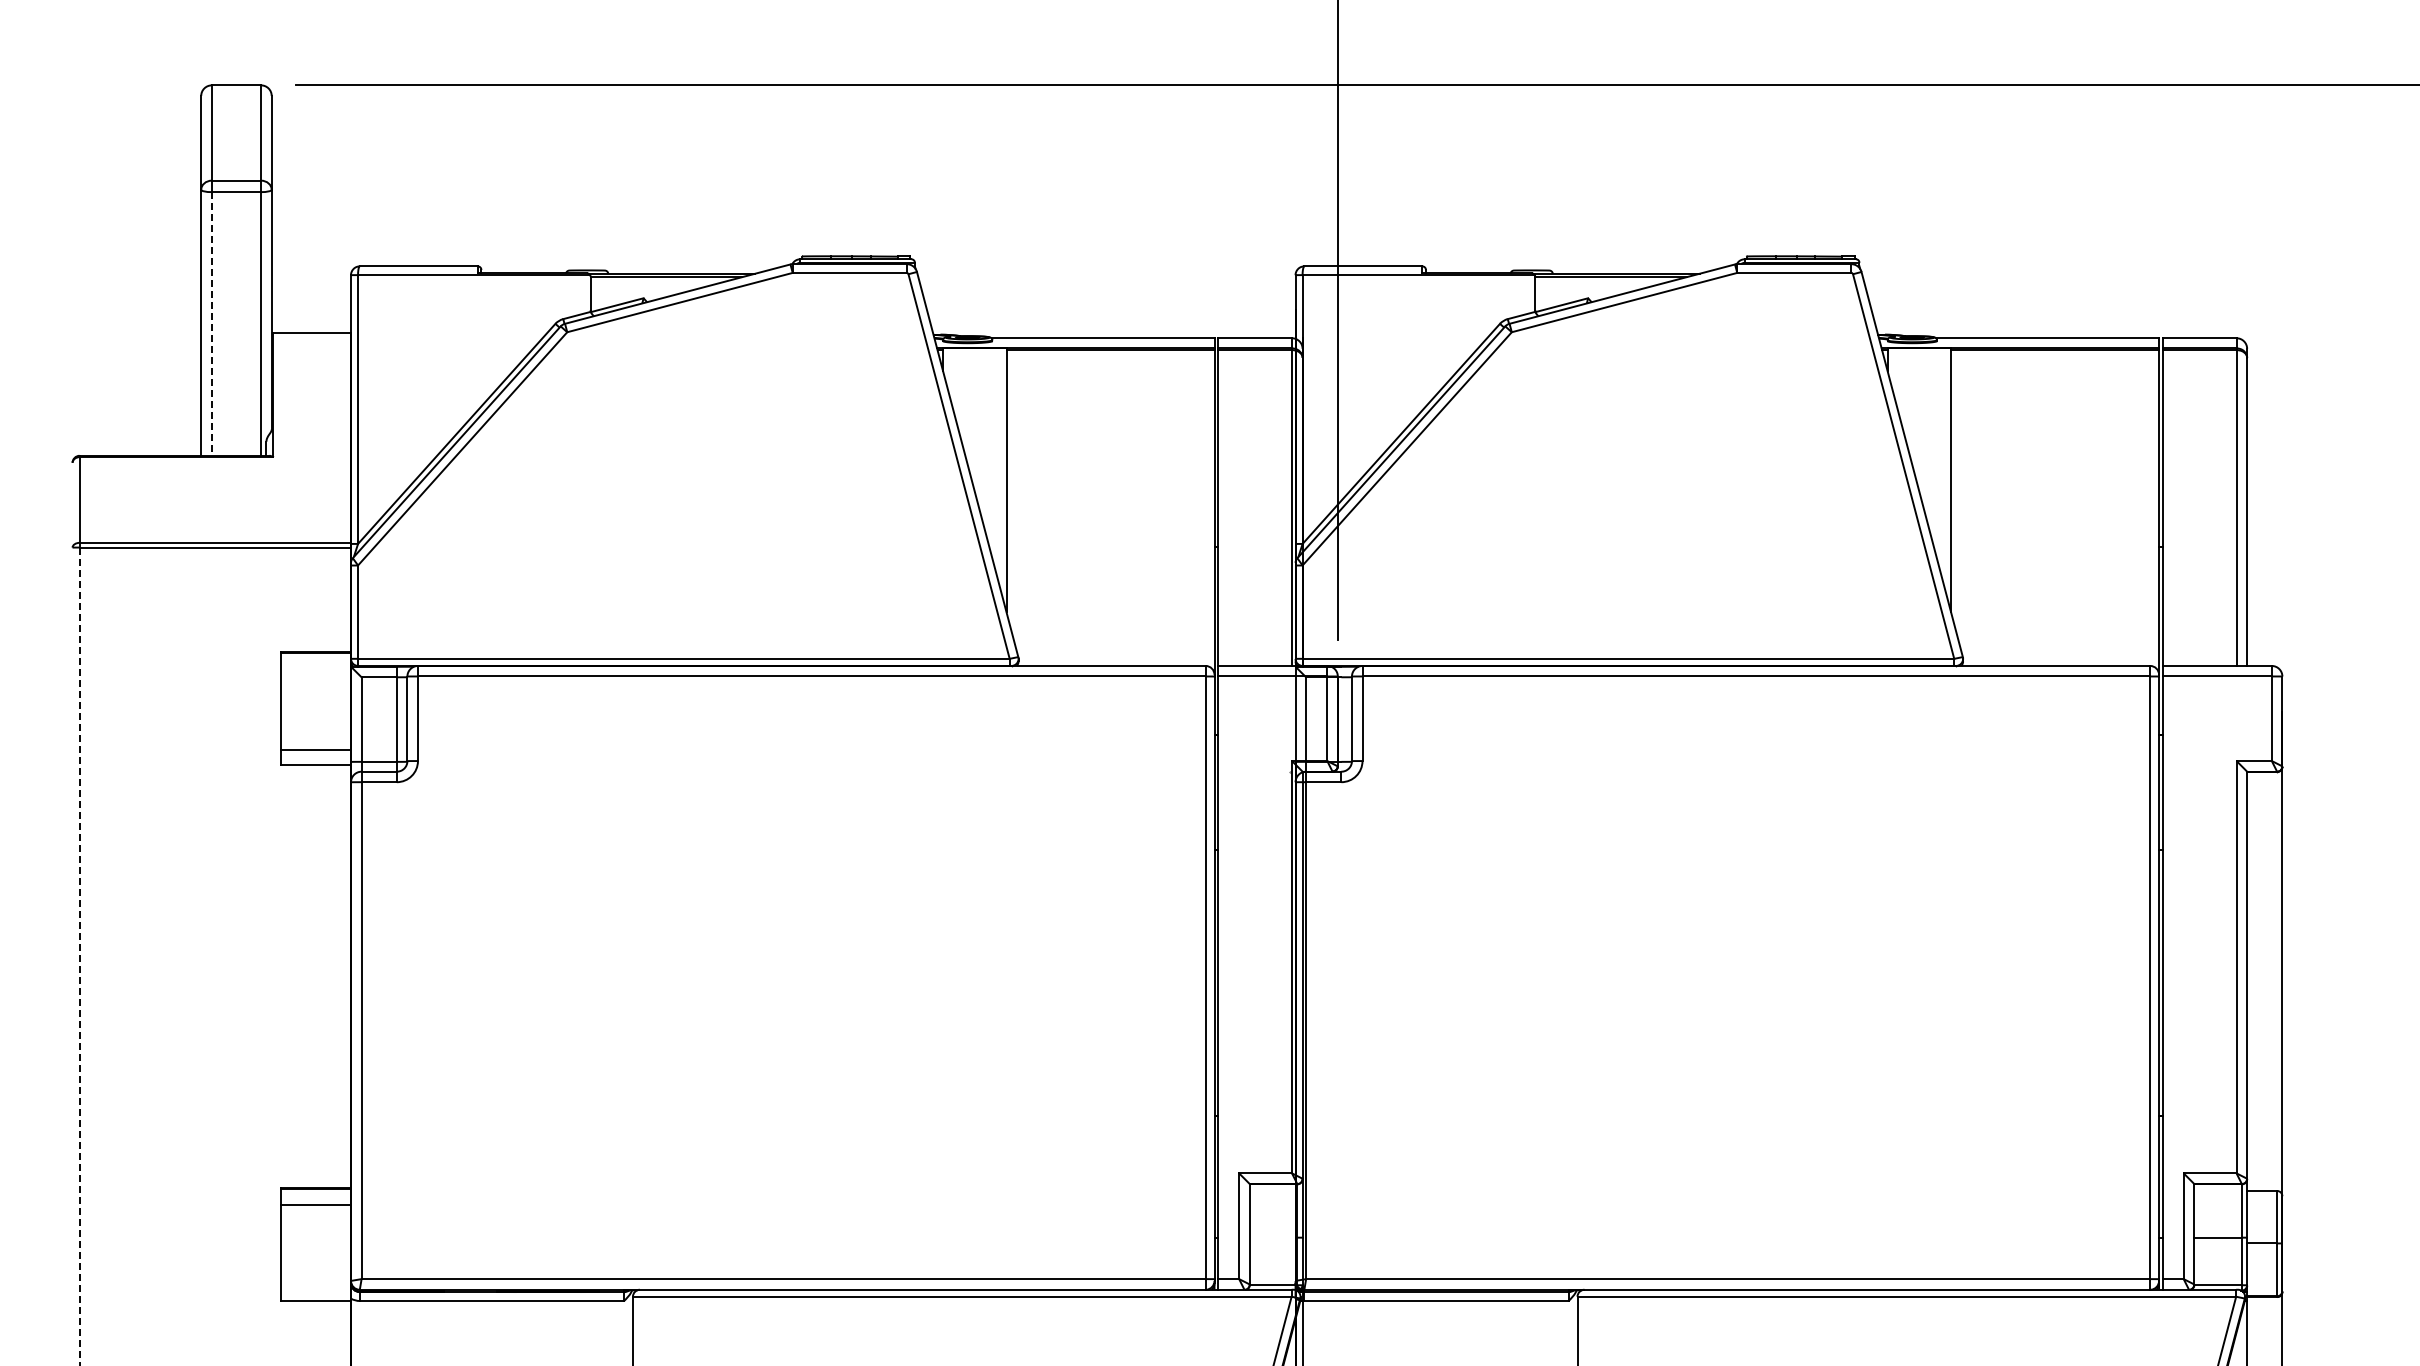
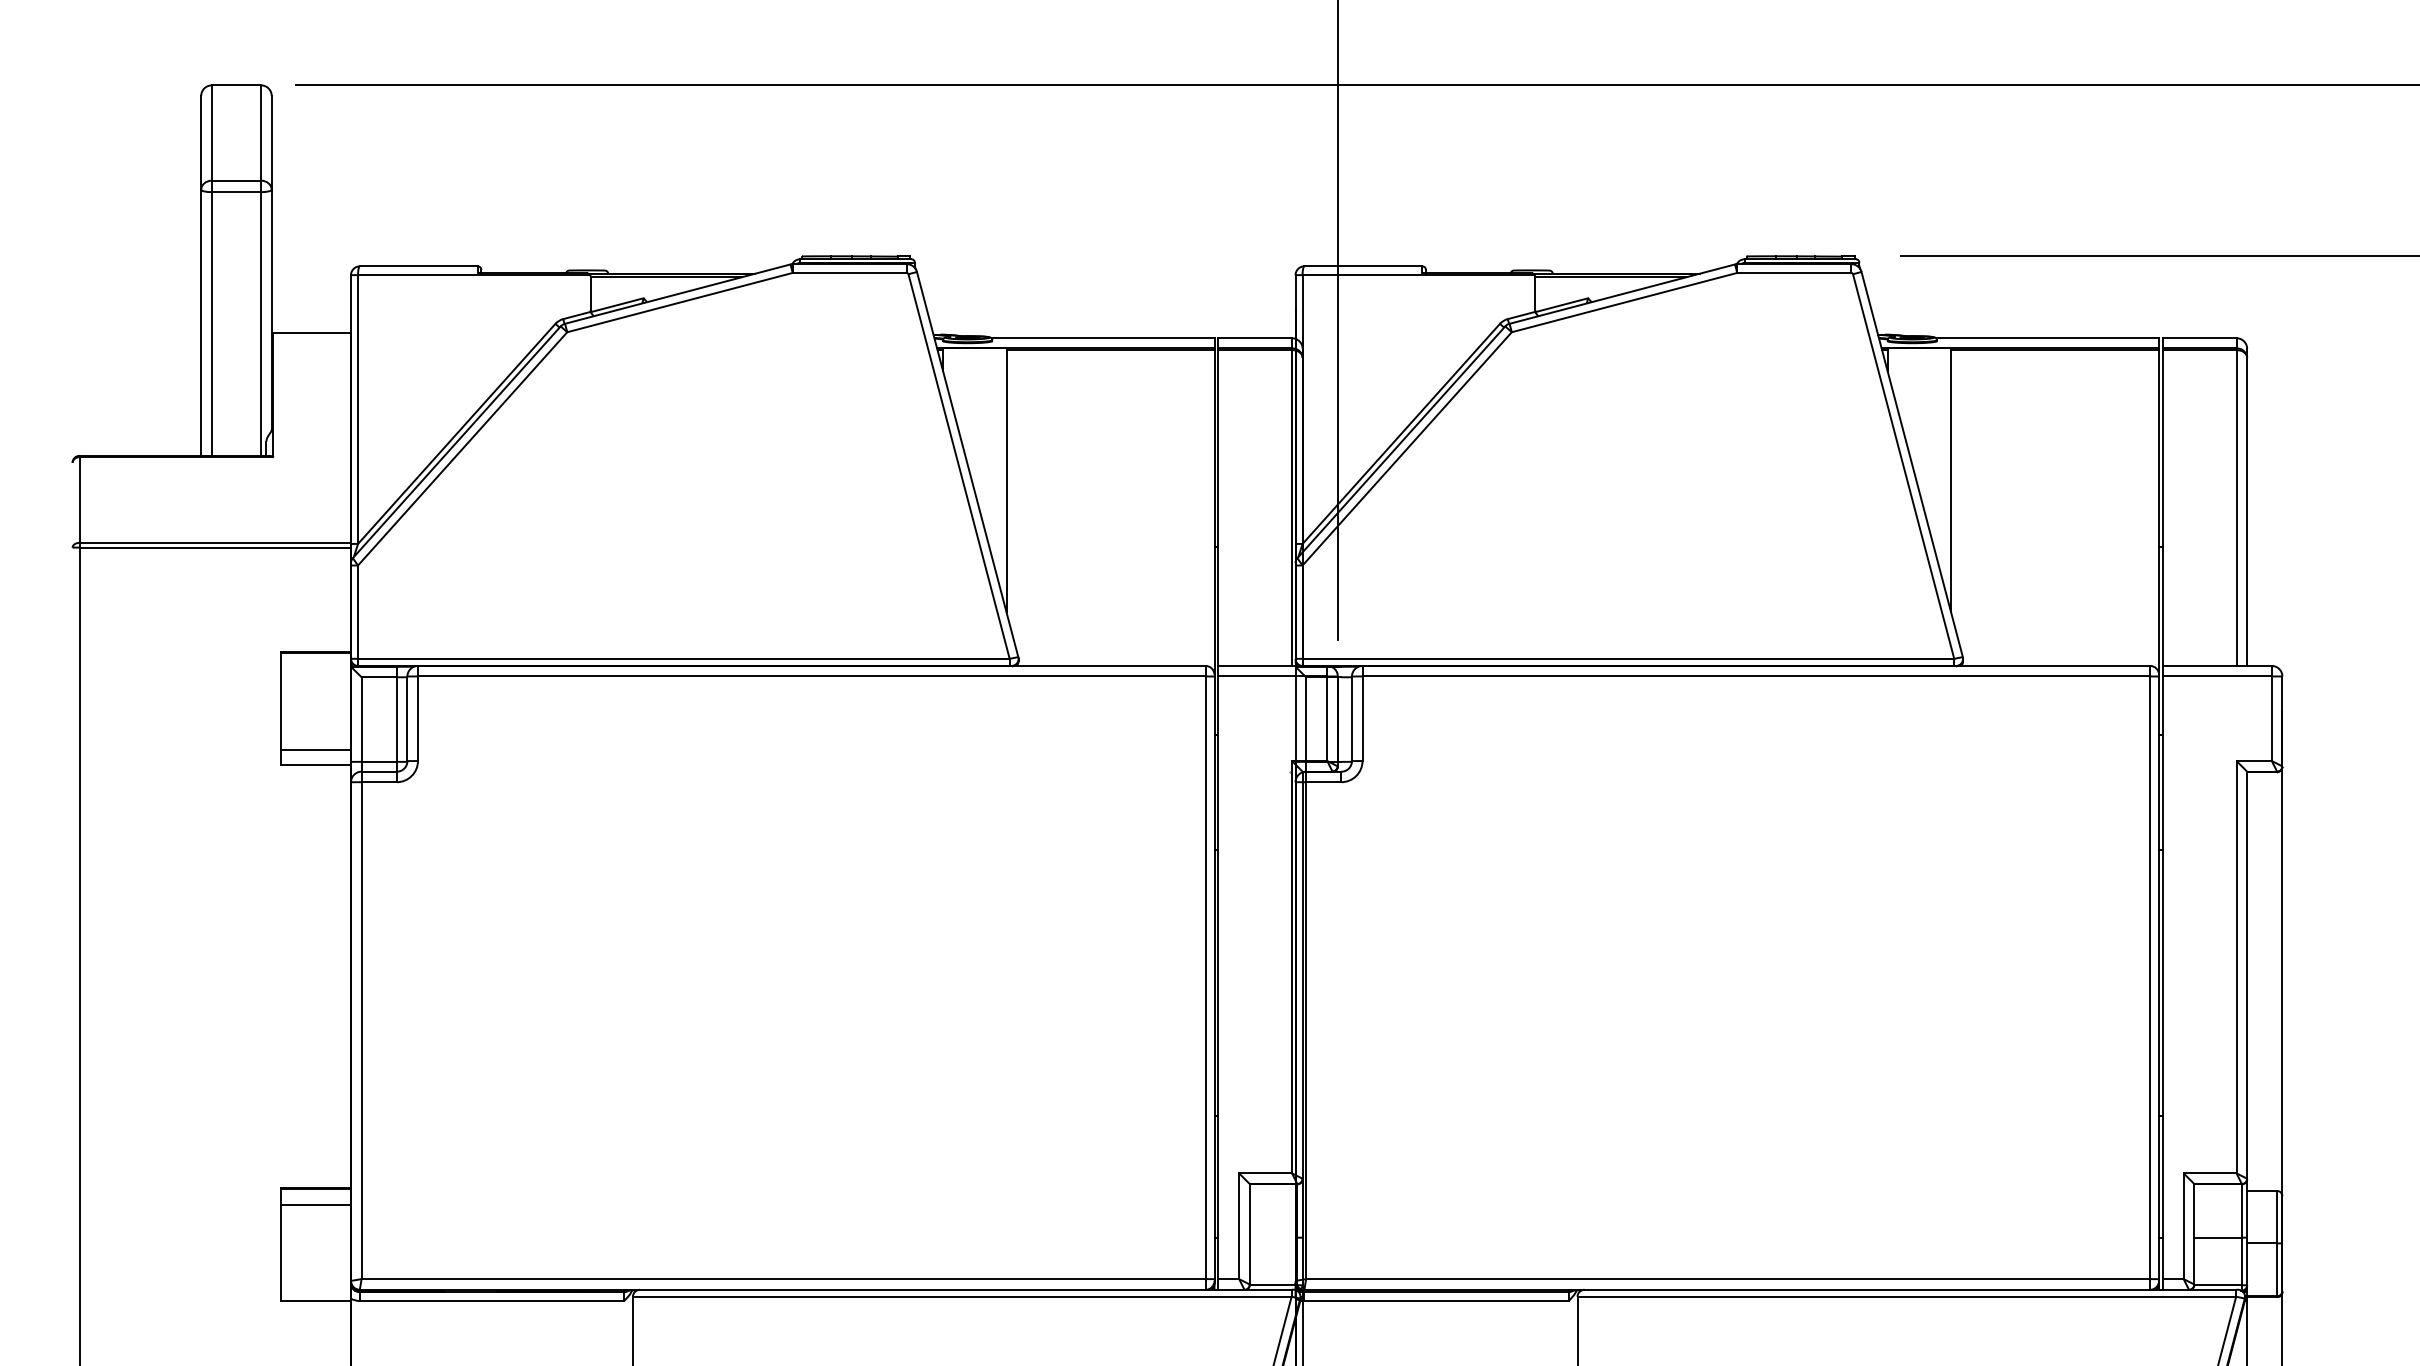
line: none -> present (2158, 256)
line: dashed -> solid (211, 323)
line: dashed -> solid (79, 957)
